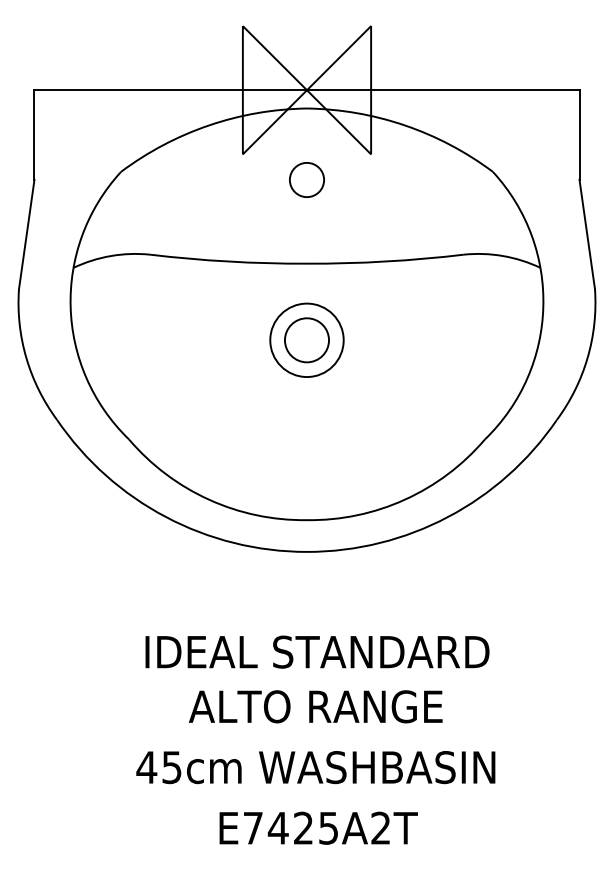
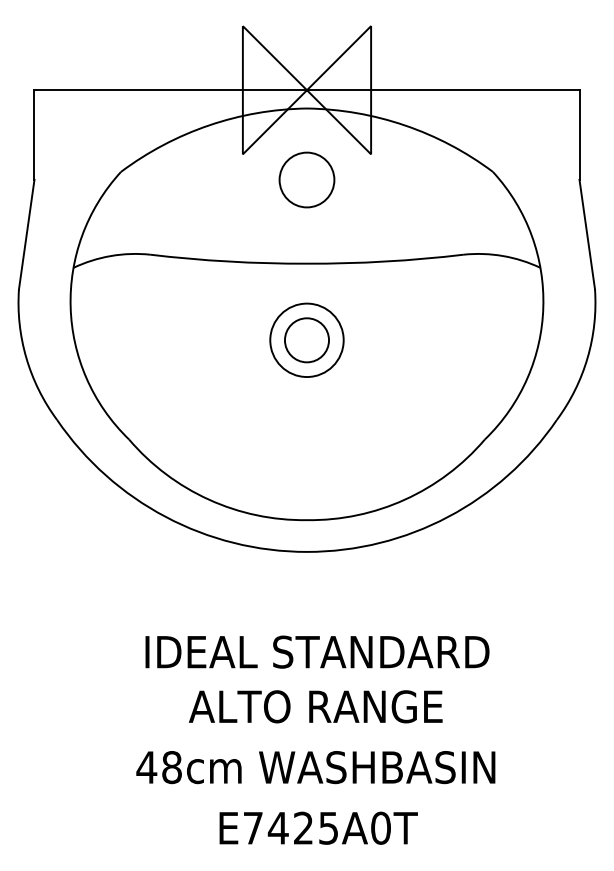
circle size: 36x36 px -> 58x58 px (306, 179)
text: 45cm -> 48cm (171, 767)
text: E7425A2T -> E7425A0T (380, 827)
